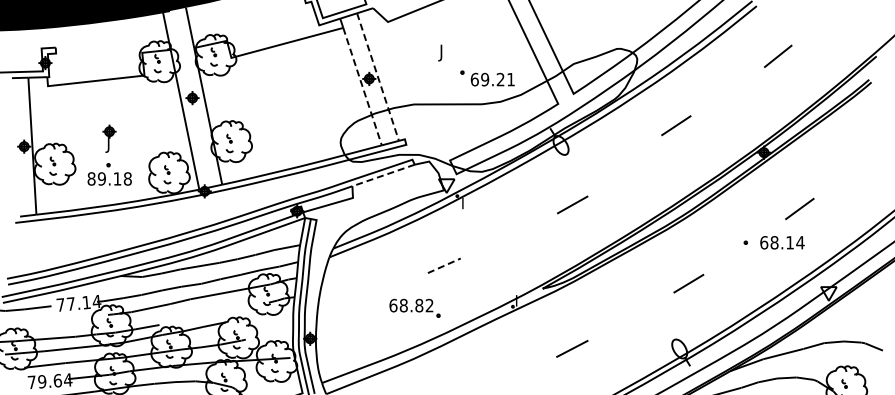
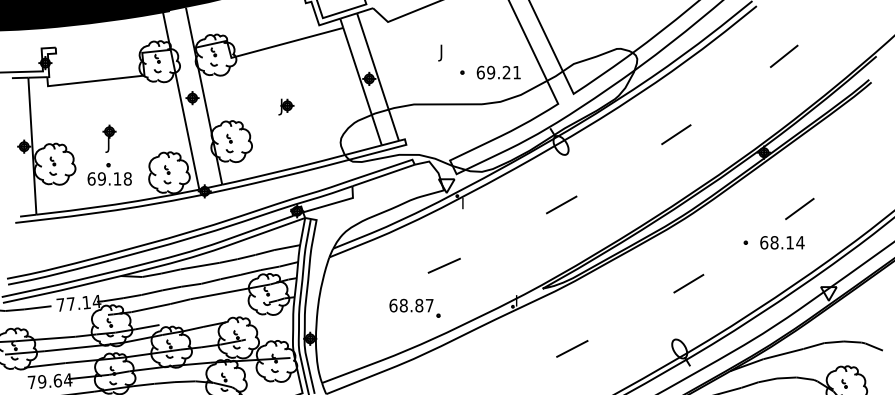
line position: (778, 55) -> (784, 55) (784, 55)
line: dashed -> solid (378, 77)
text position: (492, 79) -> (498, 72) (498, 72)
line: dashed -> solid (362, 86)
part: none -> present (286, 106)
line position: (676, 125) -> (676, 134) (676, 134)
line: dashed -> solid (383, 175)
text: 89.18 -> 69.18 (91, 178)
line position: (572, 204) -> (561, 204) (561, 204)
line: dashed -> solid (444, 265)
text: 68.82 -> 68.87 (429, 305)
